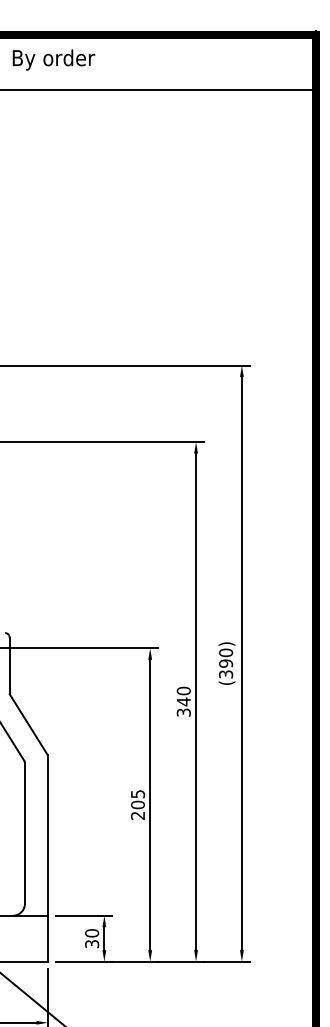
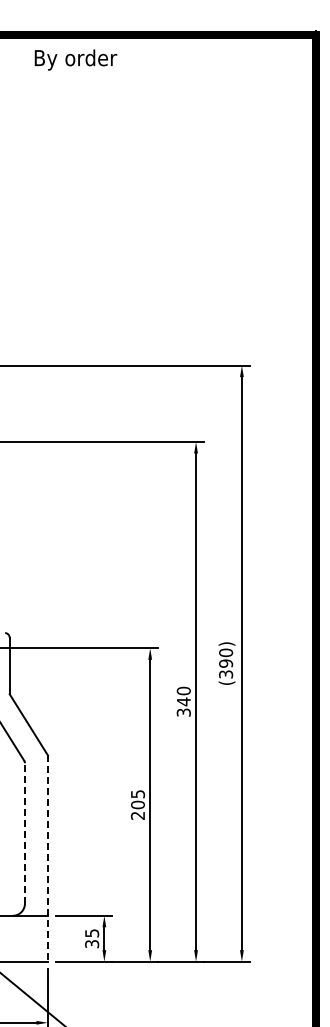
text position: (53, 59) -> (75, 59) (75, 59)
line: present -> none (159, 89)
line: solid -> dashed (24, 832)
line: solid -> dashed (47, 859)
text: 30 -> 35 (92, 933)
